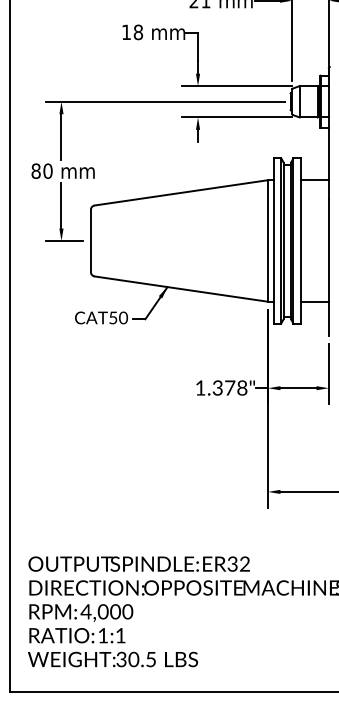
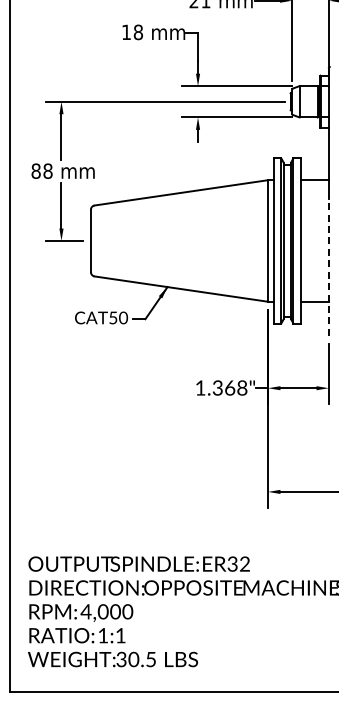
text: 80 -> 88 (47, 170)
line: solid -> dashed (328, 267)
text: 1.378" -> 1.368" (230, 387)
